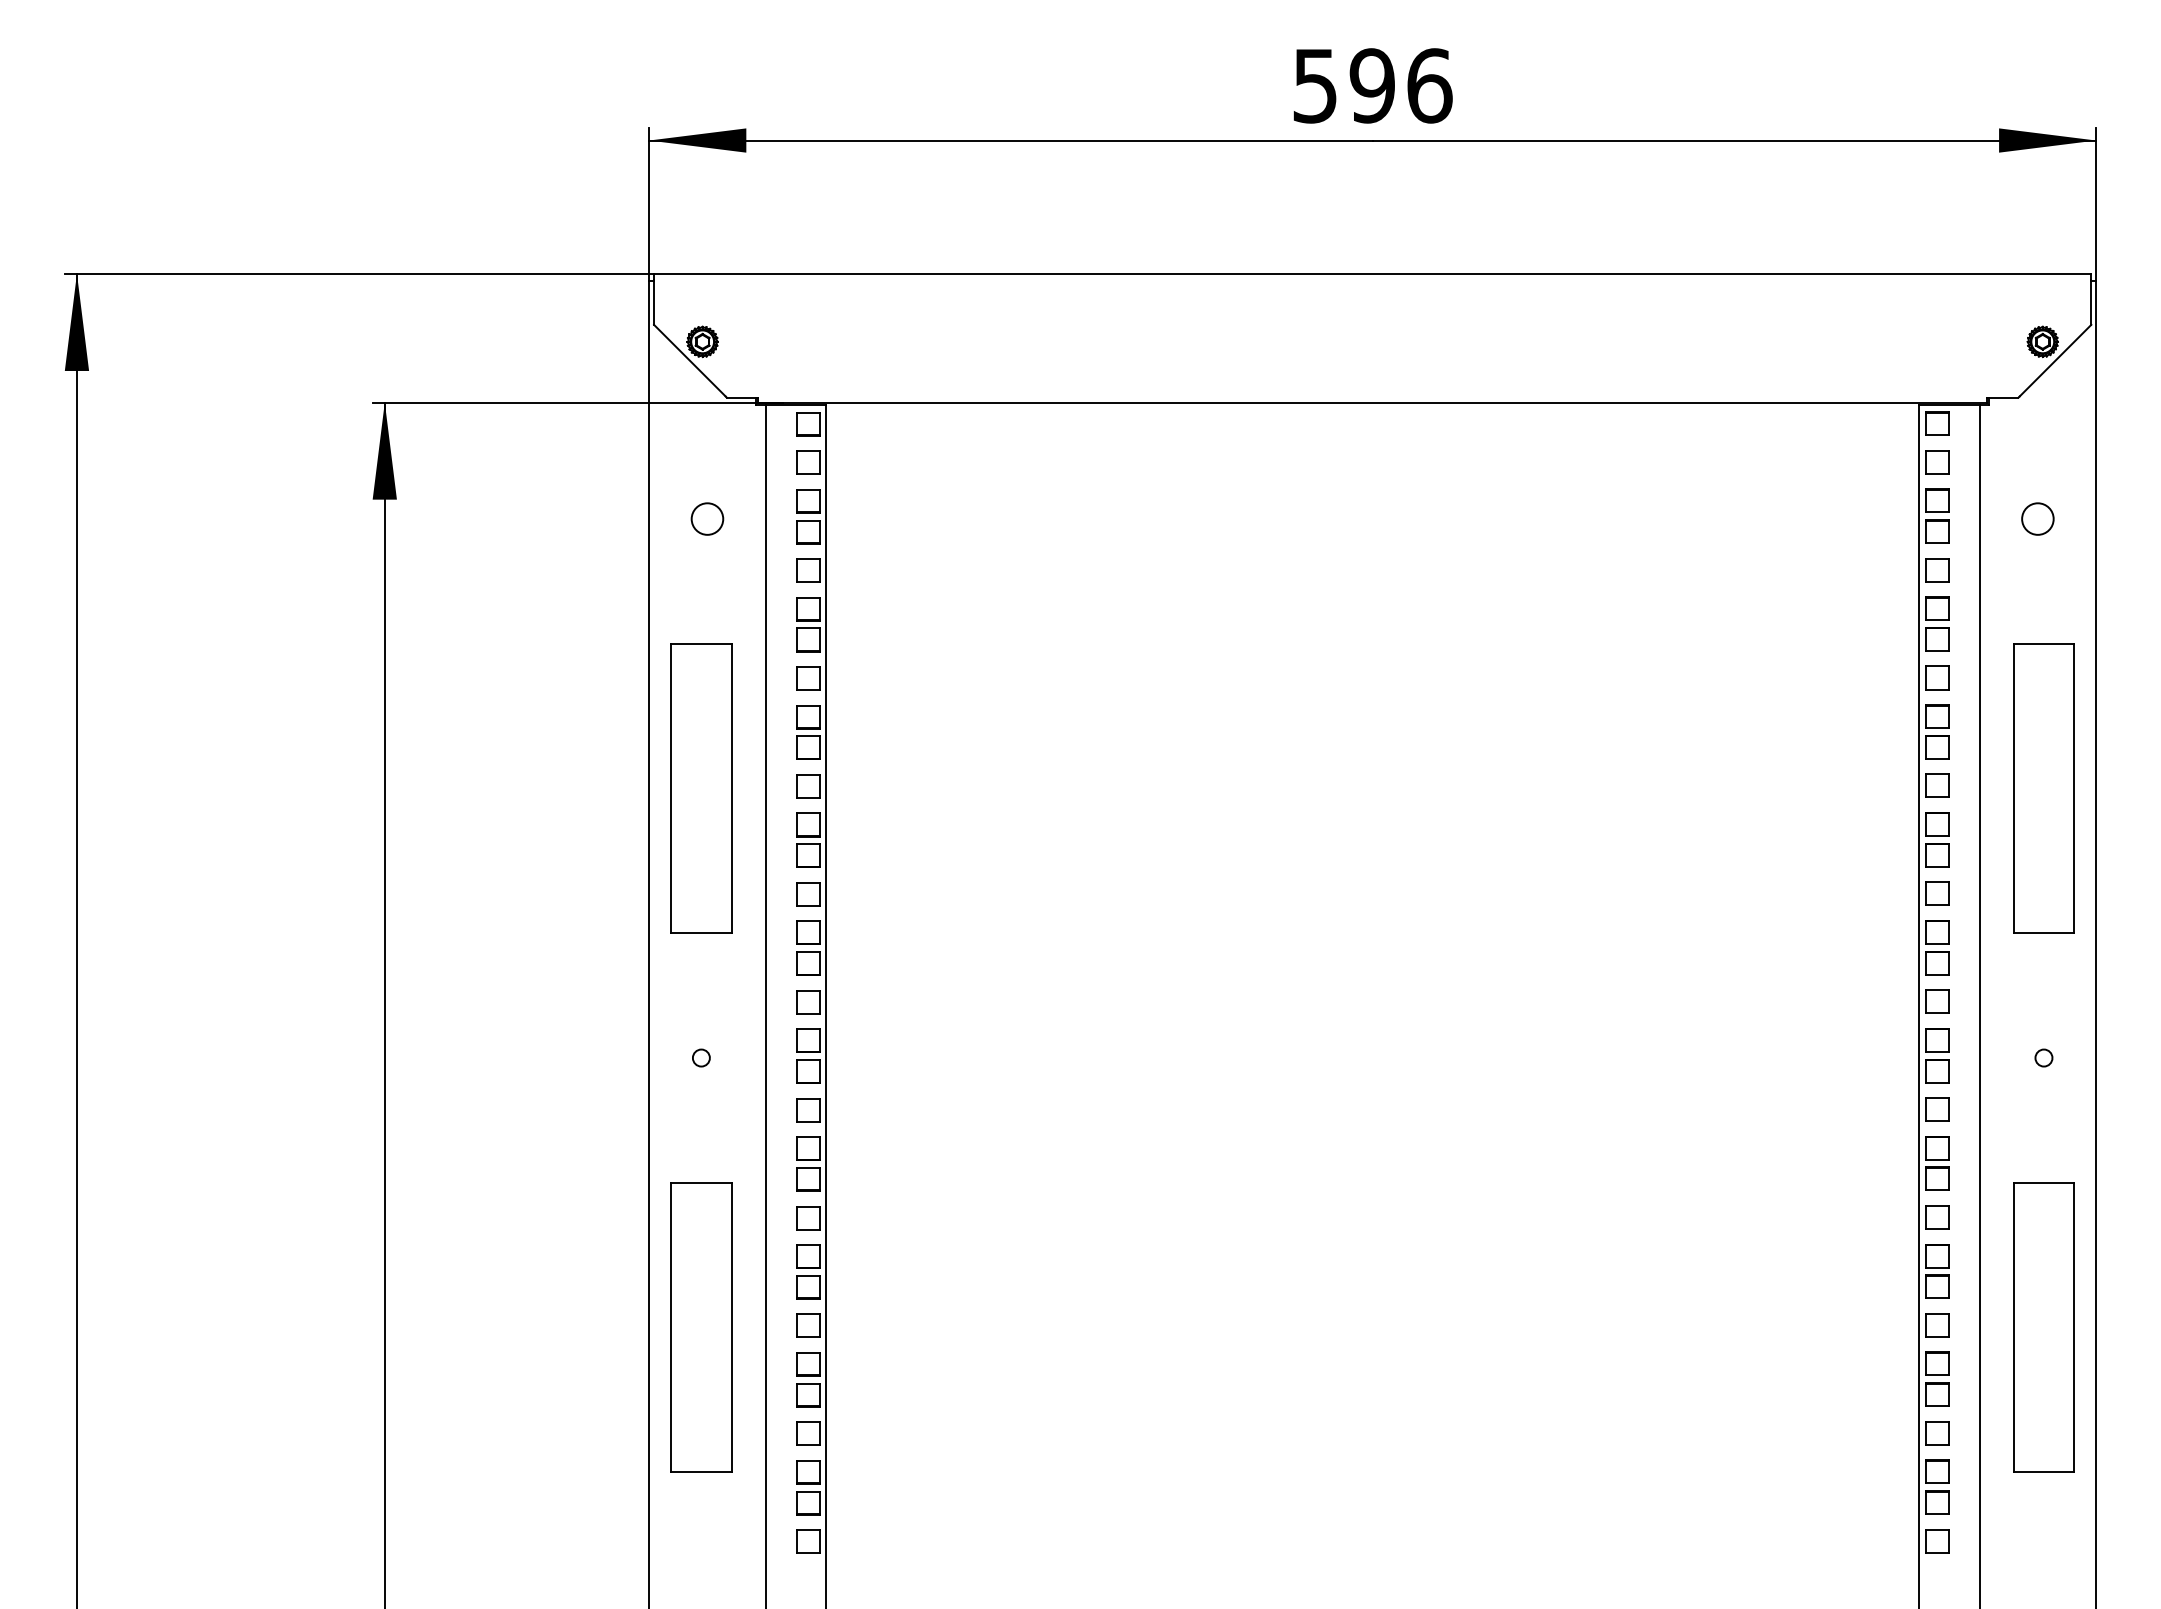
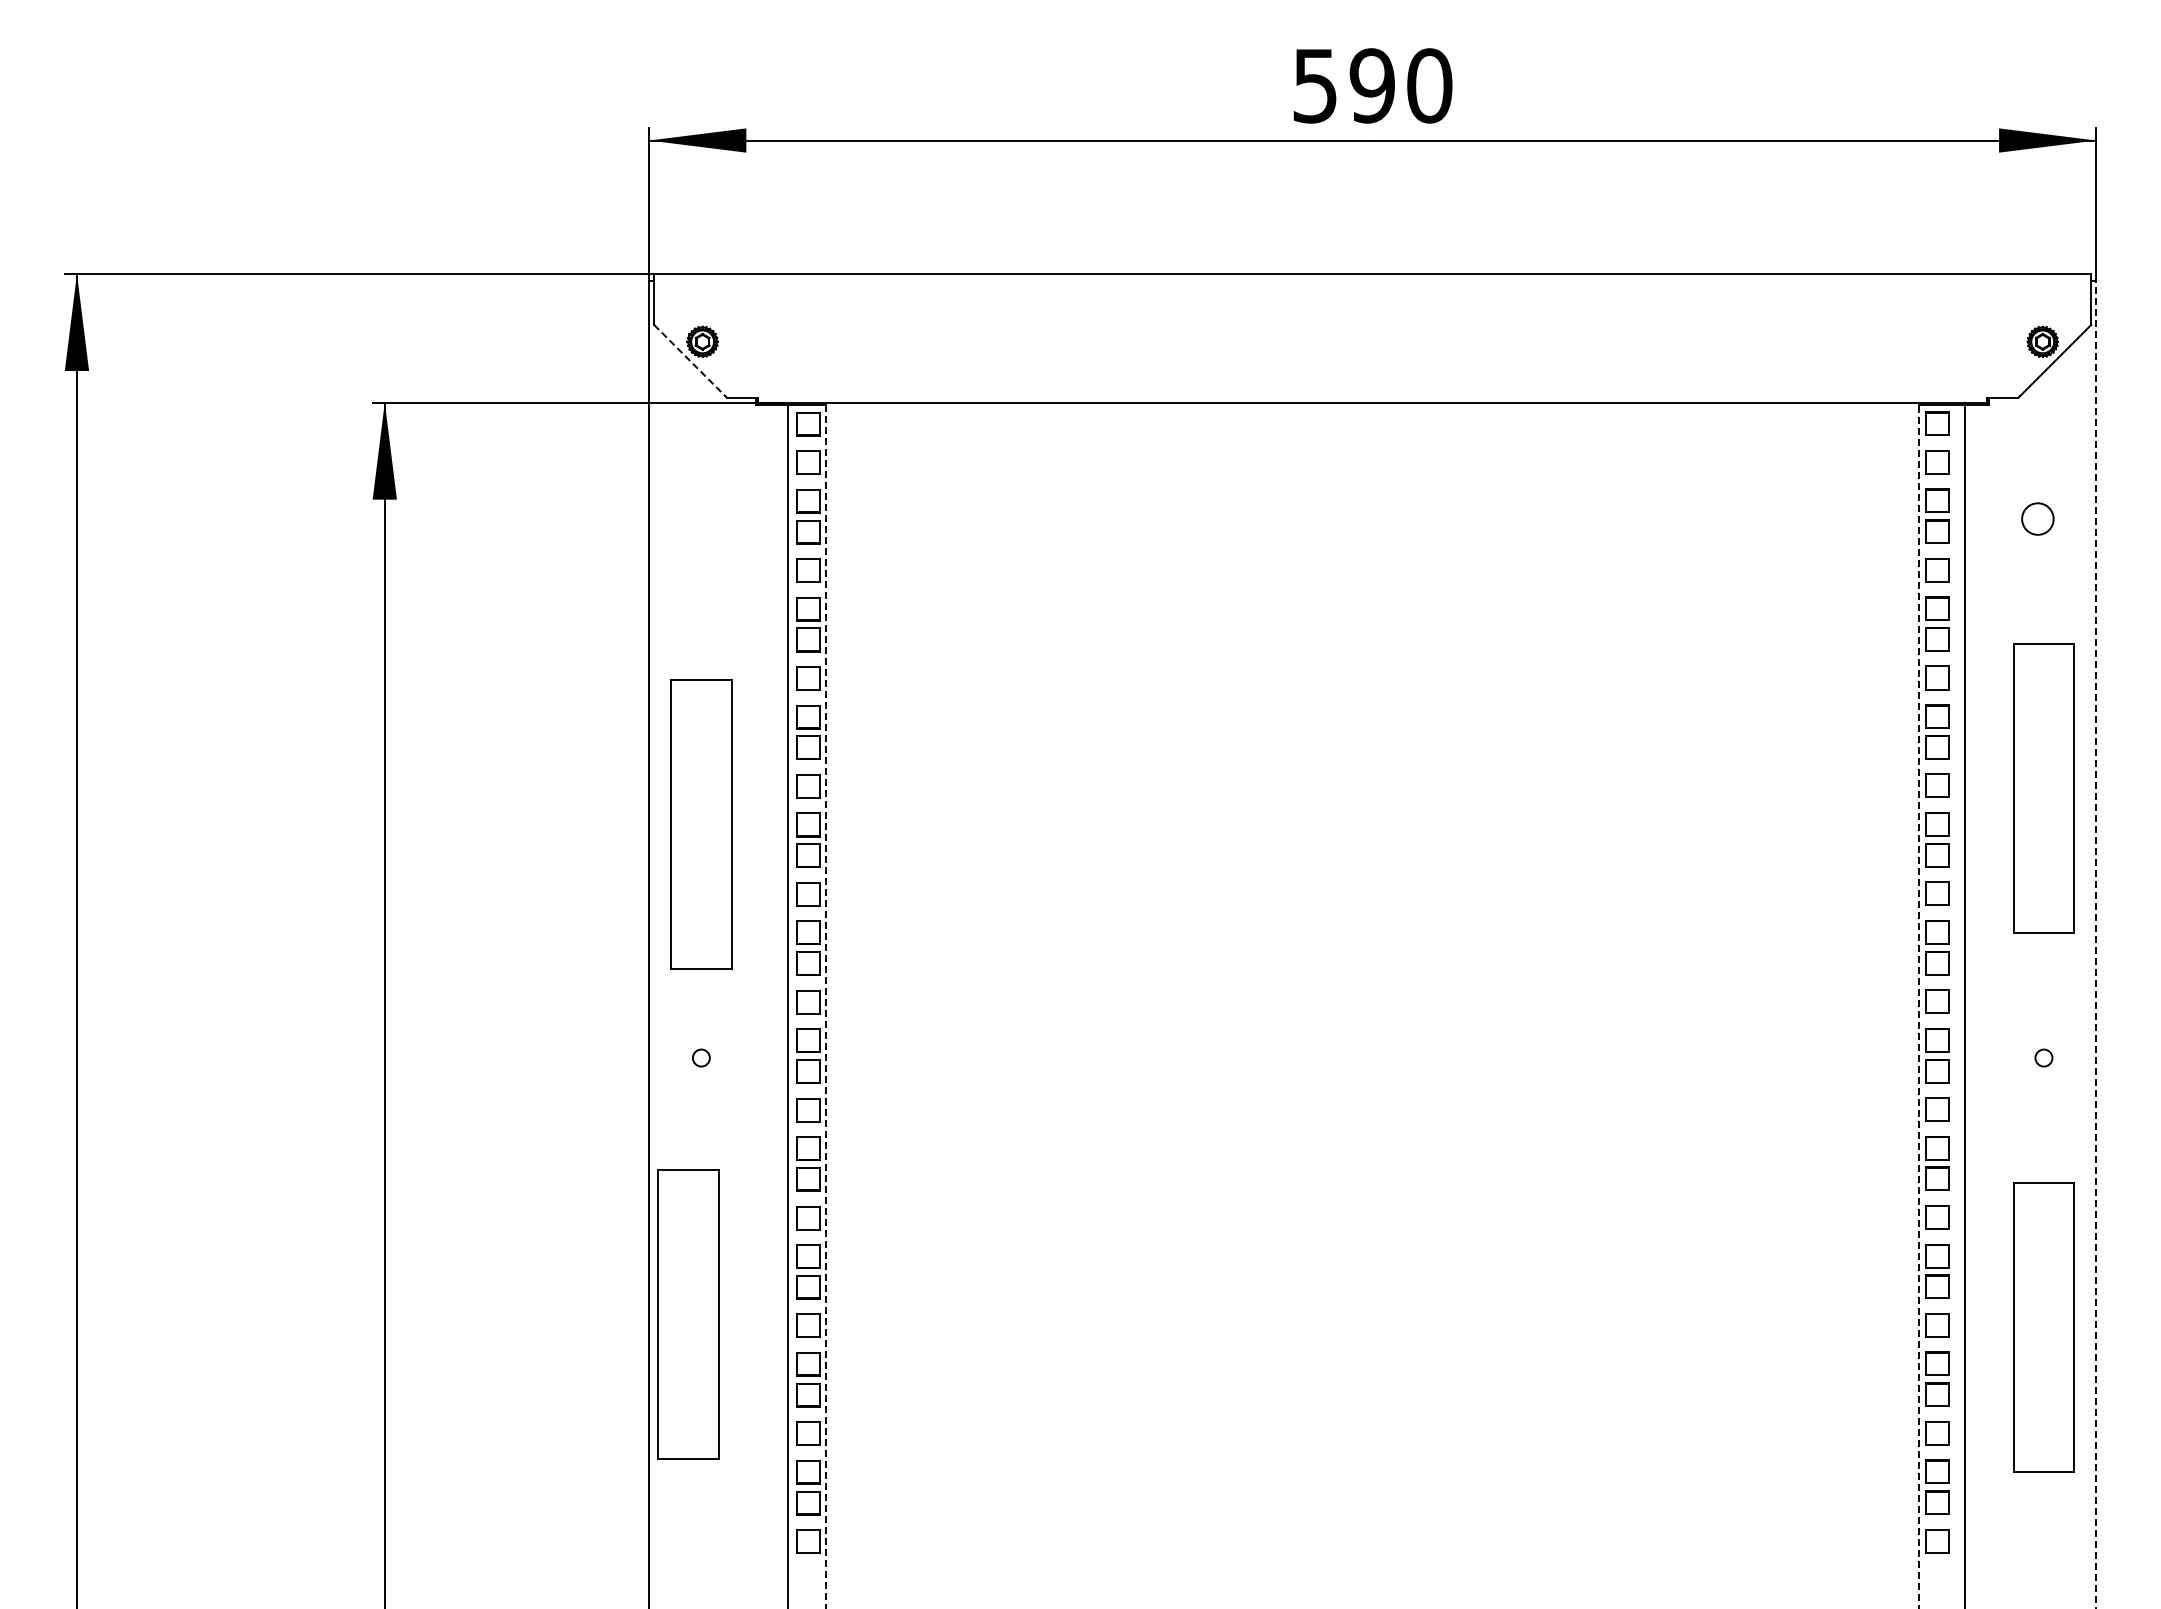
text: 596 -> 590 (1429, 85)
line: solid -> dashed (689, 360)
circle: present -> none (707, 518)
part position: (701, 788) -> (701, 824) (701, 824)
line: solid -> dashed (2096, 944)
line position: (765, 1004) -> (787, 1004) (787, 1004)
line position: (1979, 1004) -> (1964, 1004) (1964, 1004)
line: solid -> dashed (826, 1006)
line: solid -> dashed (1918, 1006)
part position: (701, 1327) -> (688, 1314) (688, 1314)
